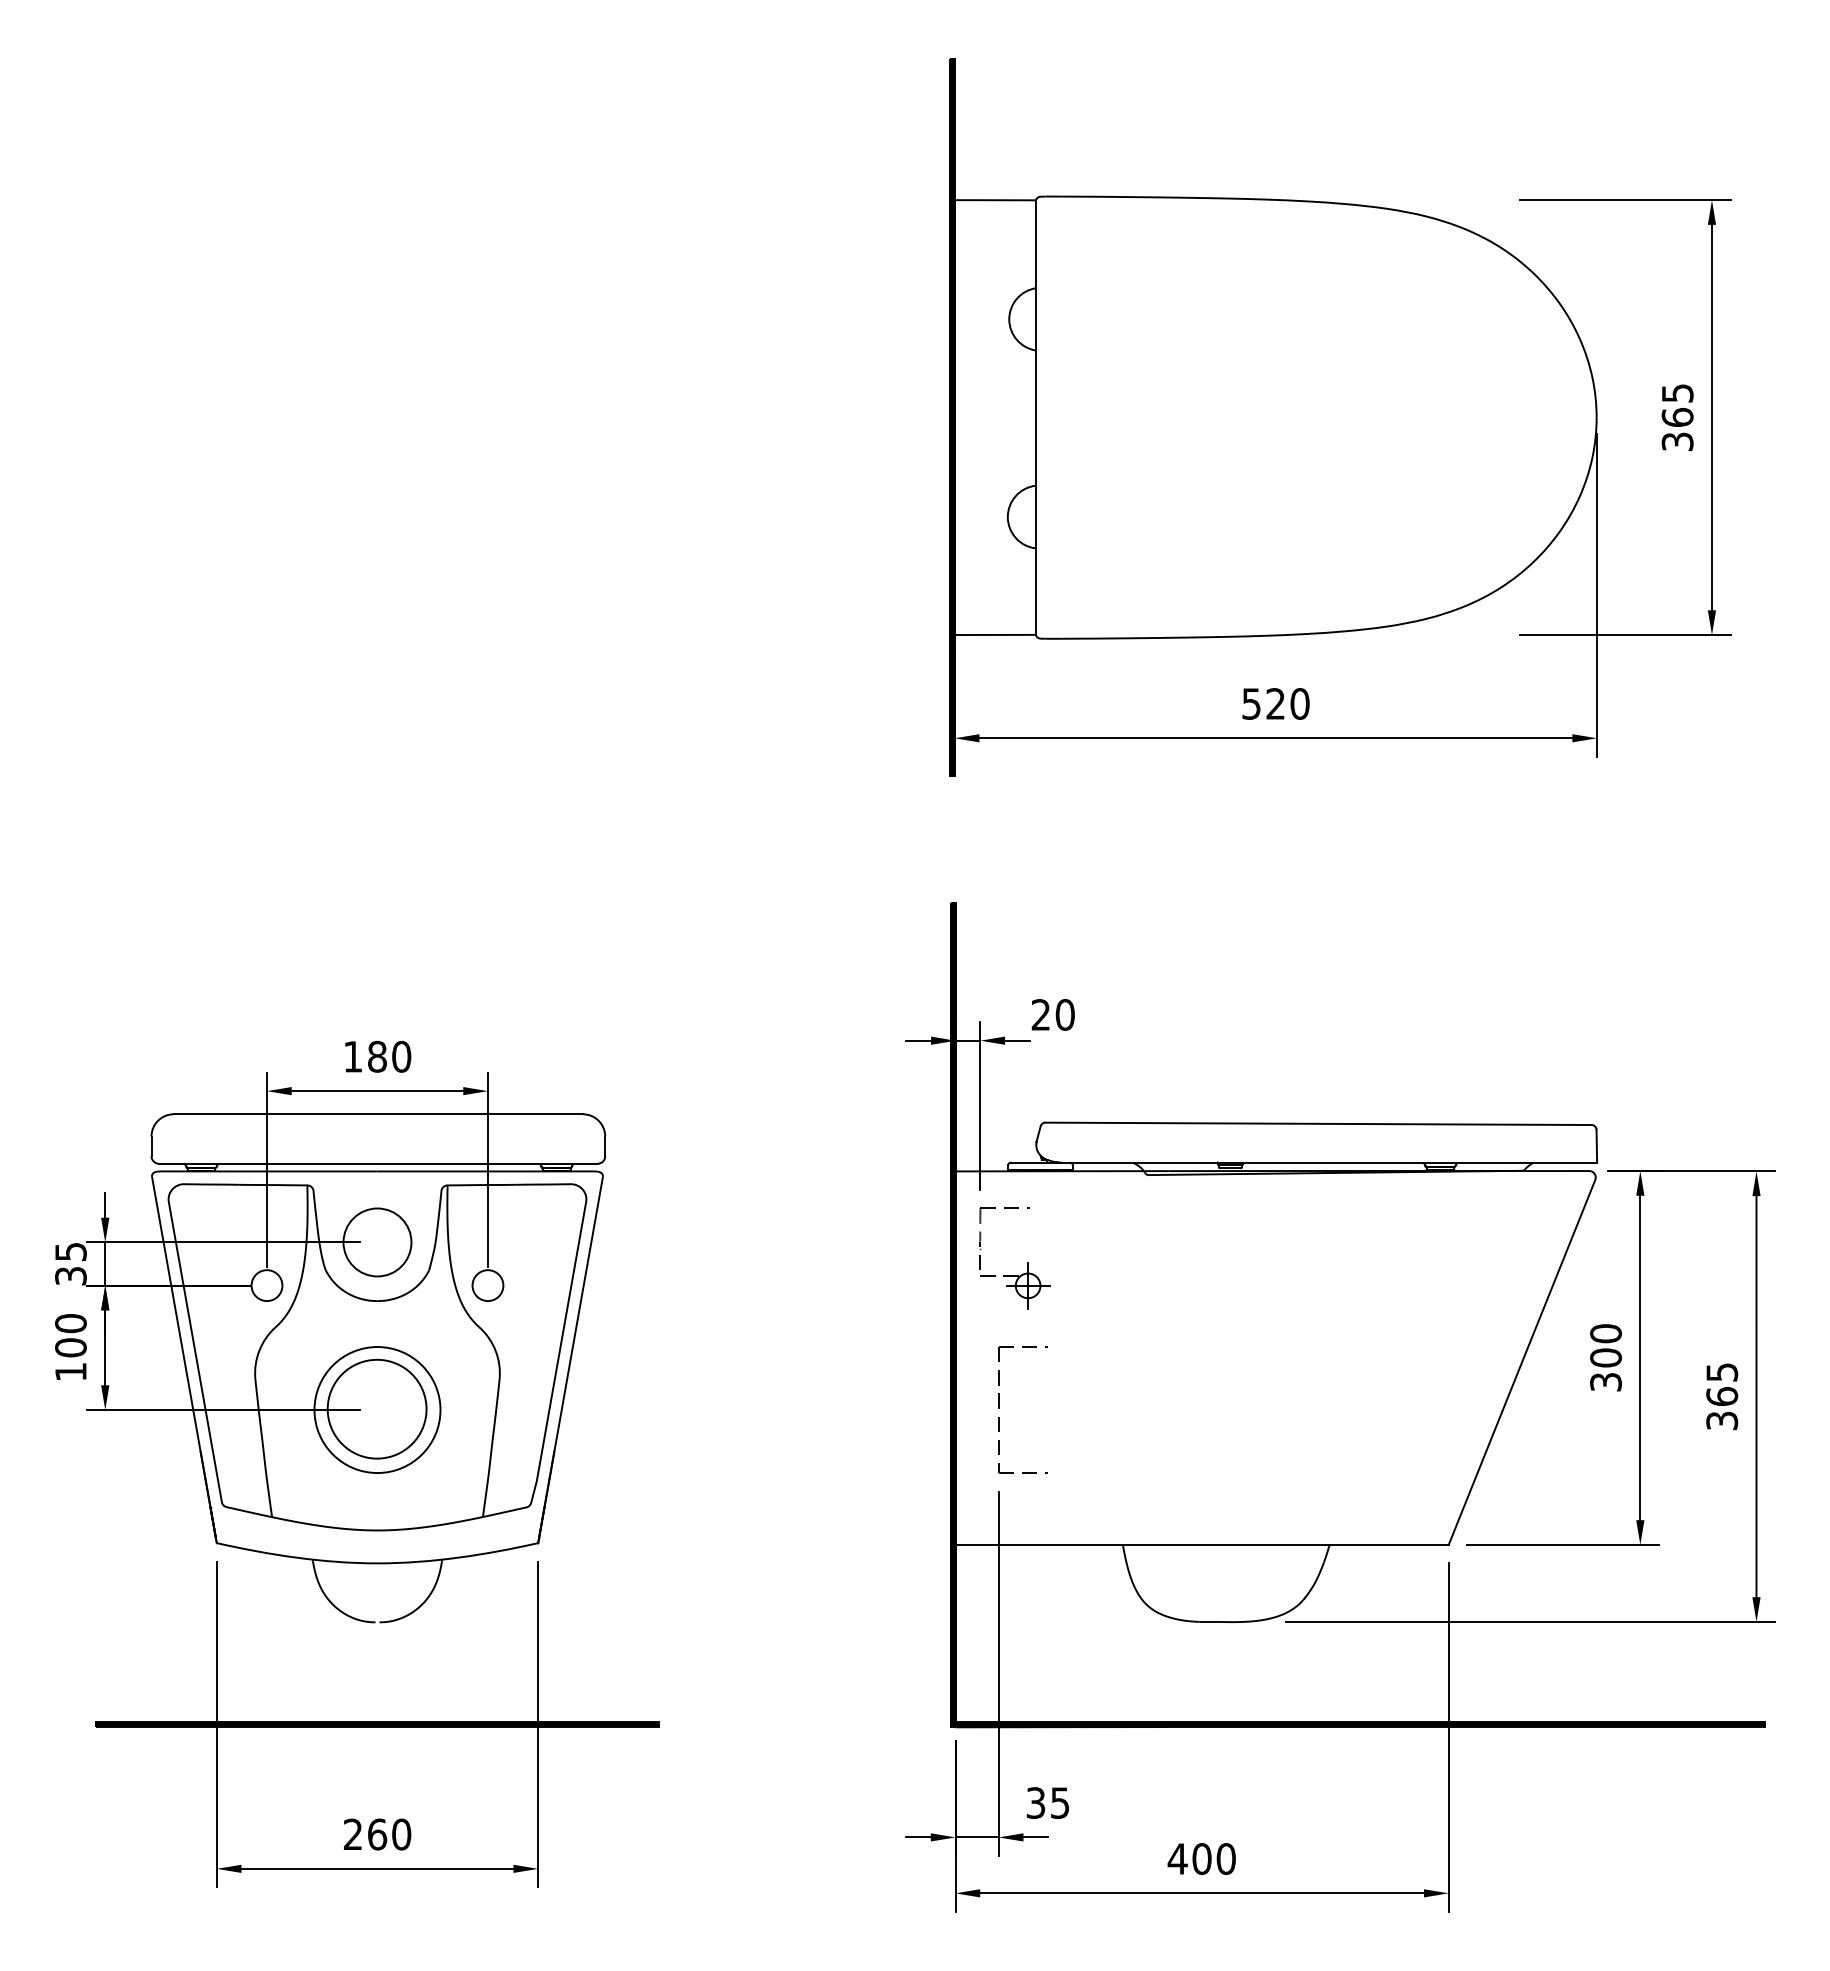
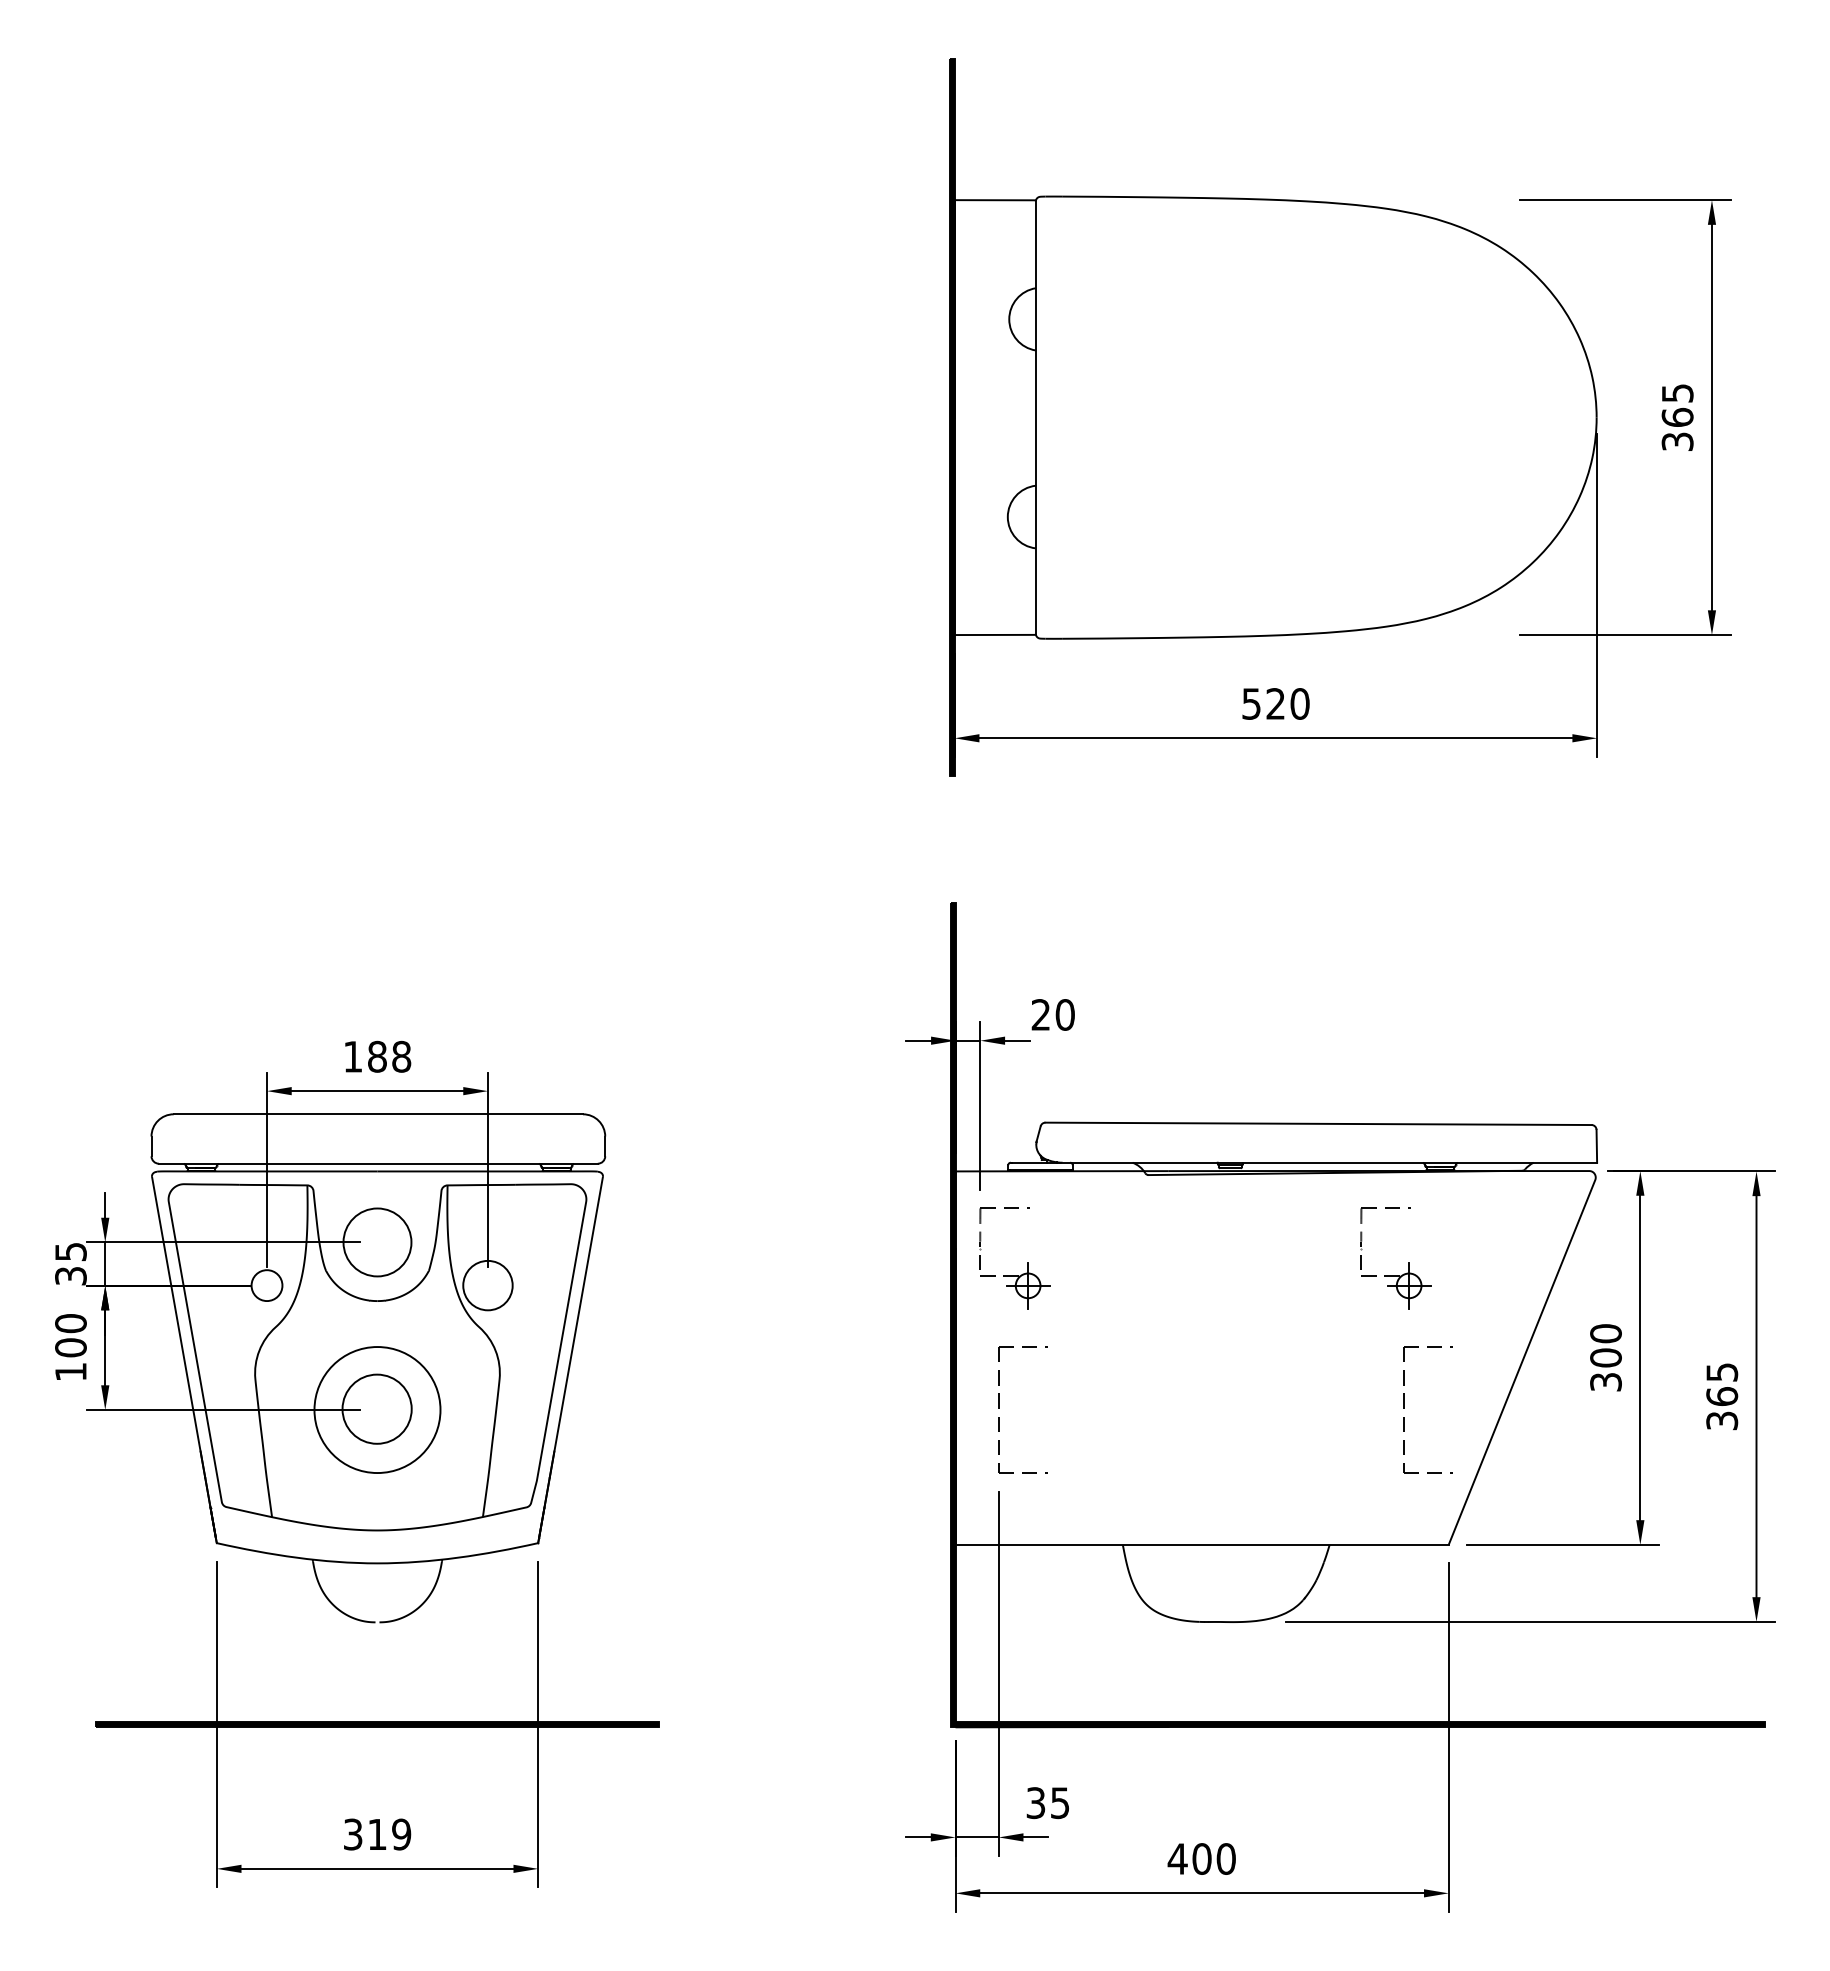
text: 180 -> 188 (401, 1056)
part: none -> present (1408, 1262)
circle diameter: 31 px -> 49 px (487, 1285)
circle diameter: 99 px -> 69 px (376, 1408)
part: none -> present (1404, 1408)
text: 260 -> 319 (377, 1834)
